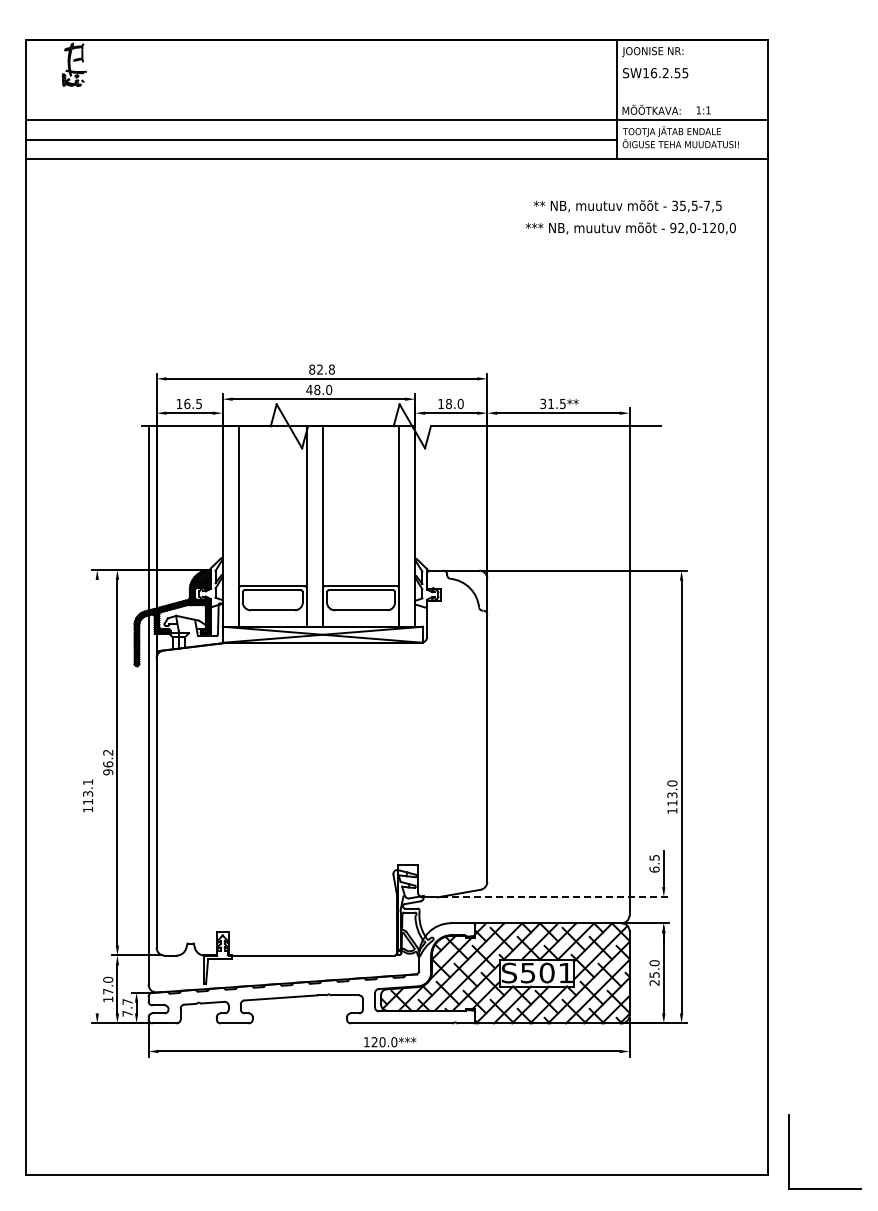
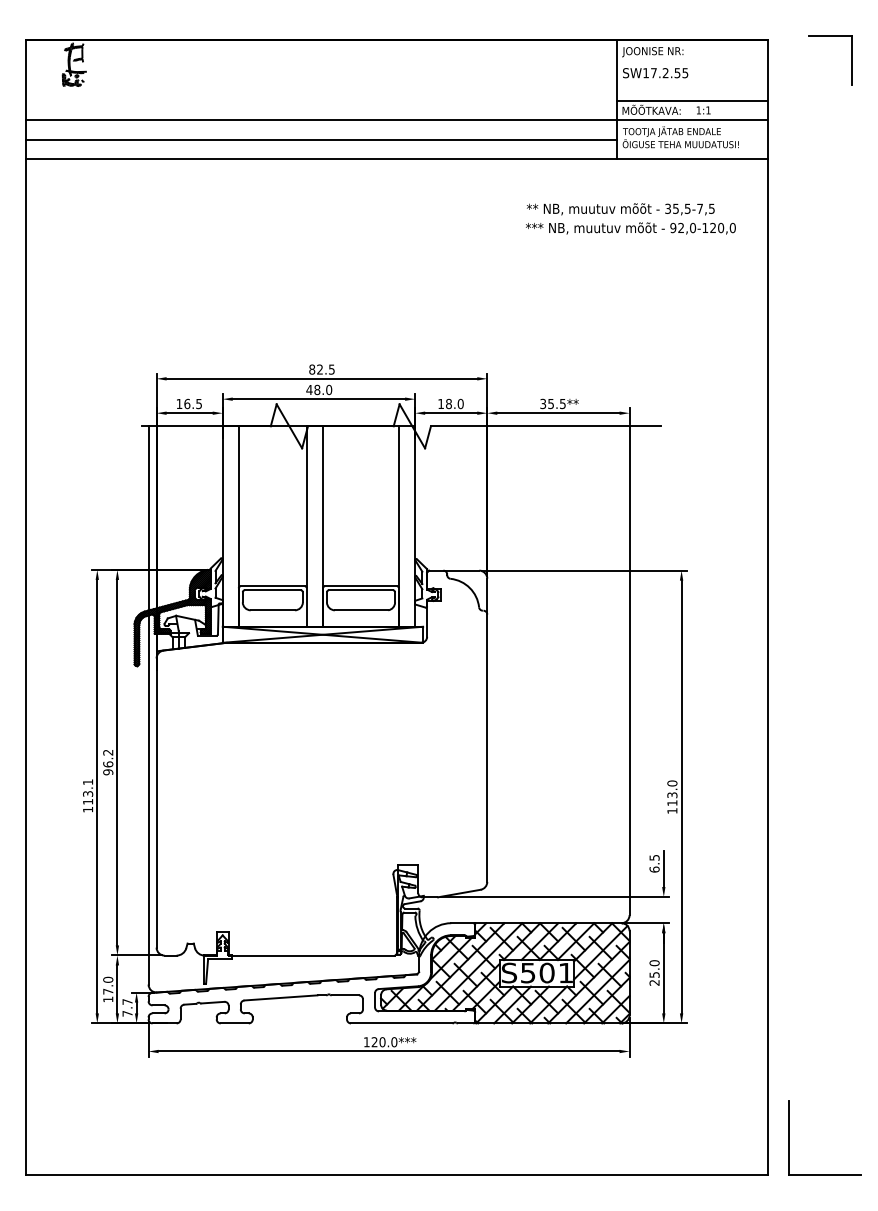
part: none -> present (851, 60)
text: SW16.2.55 -> SW17.2.55 (653, 73)
line: none -> present (691, 100)
text position: (627, 206) -> (620, 209) (620, 209)
text: 82.8 -> 82.5 (331, 369)
text: 31.5** -> 35.5** (550, 404)
line: none -> present (97, 796)
line: dashed -> solid (554, 897)
part position: (789, 1151) -> (789, 1137) (789, 1137)
